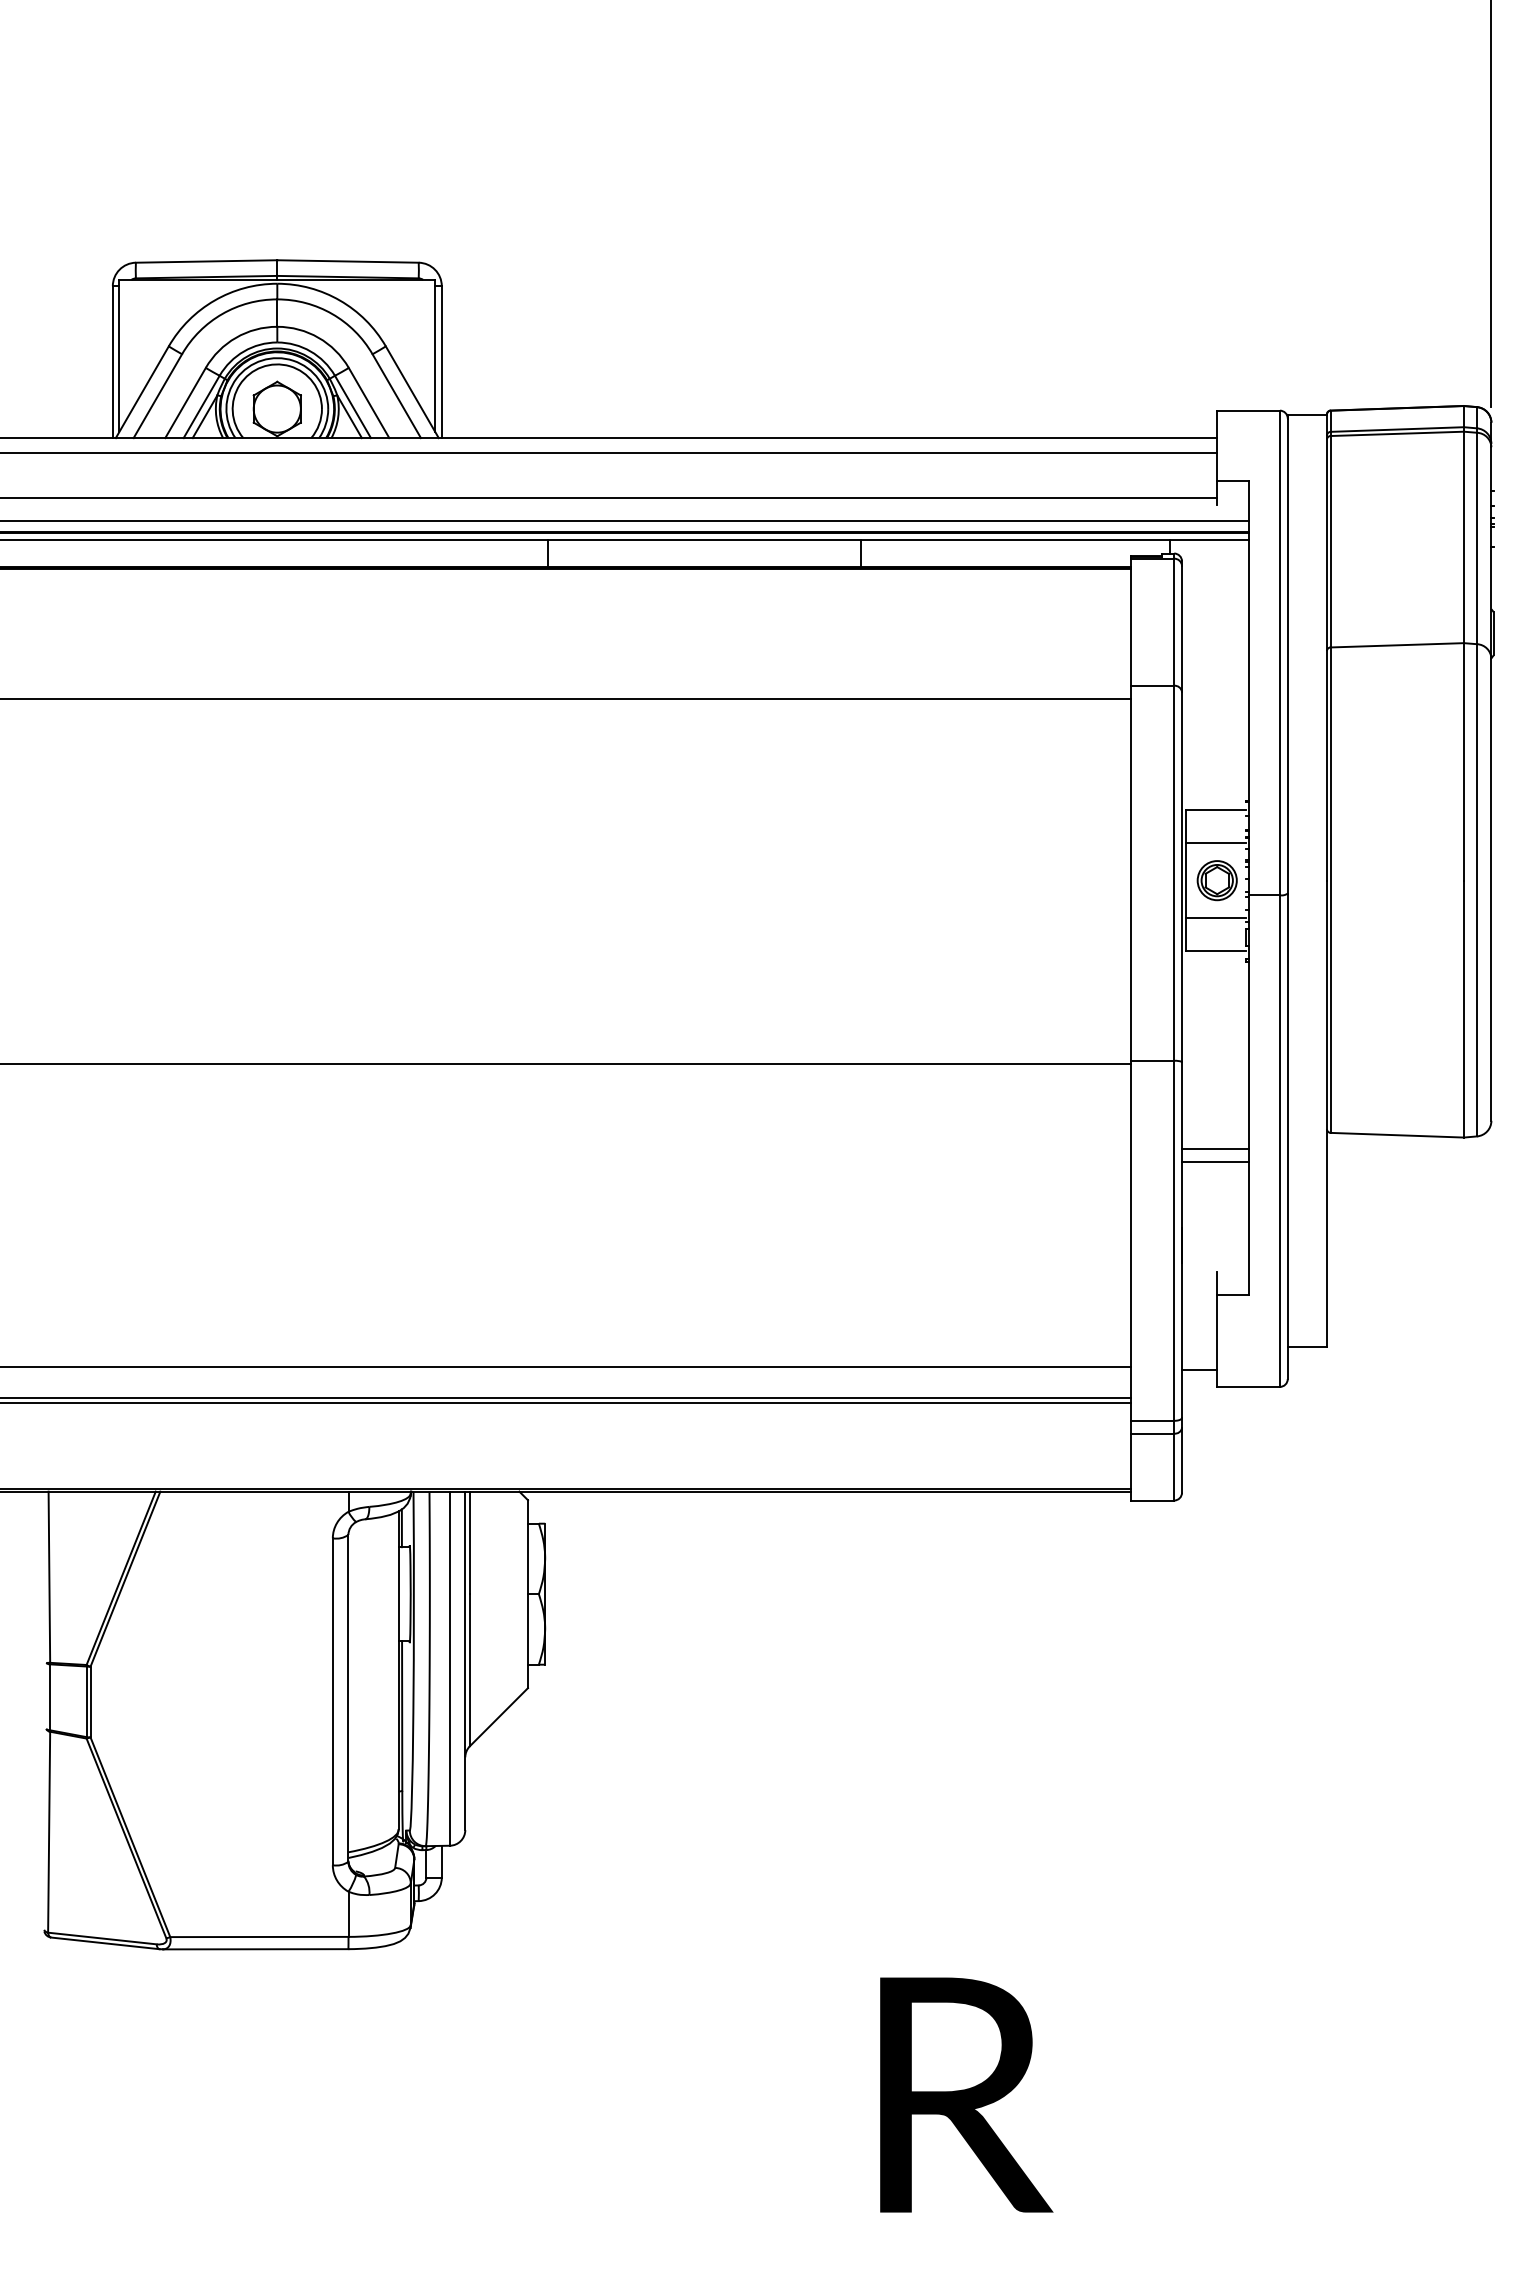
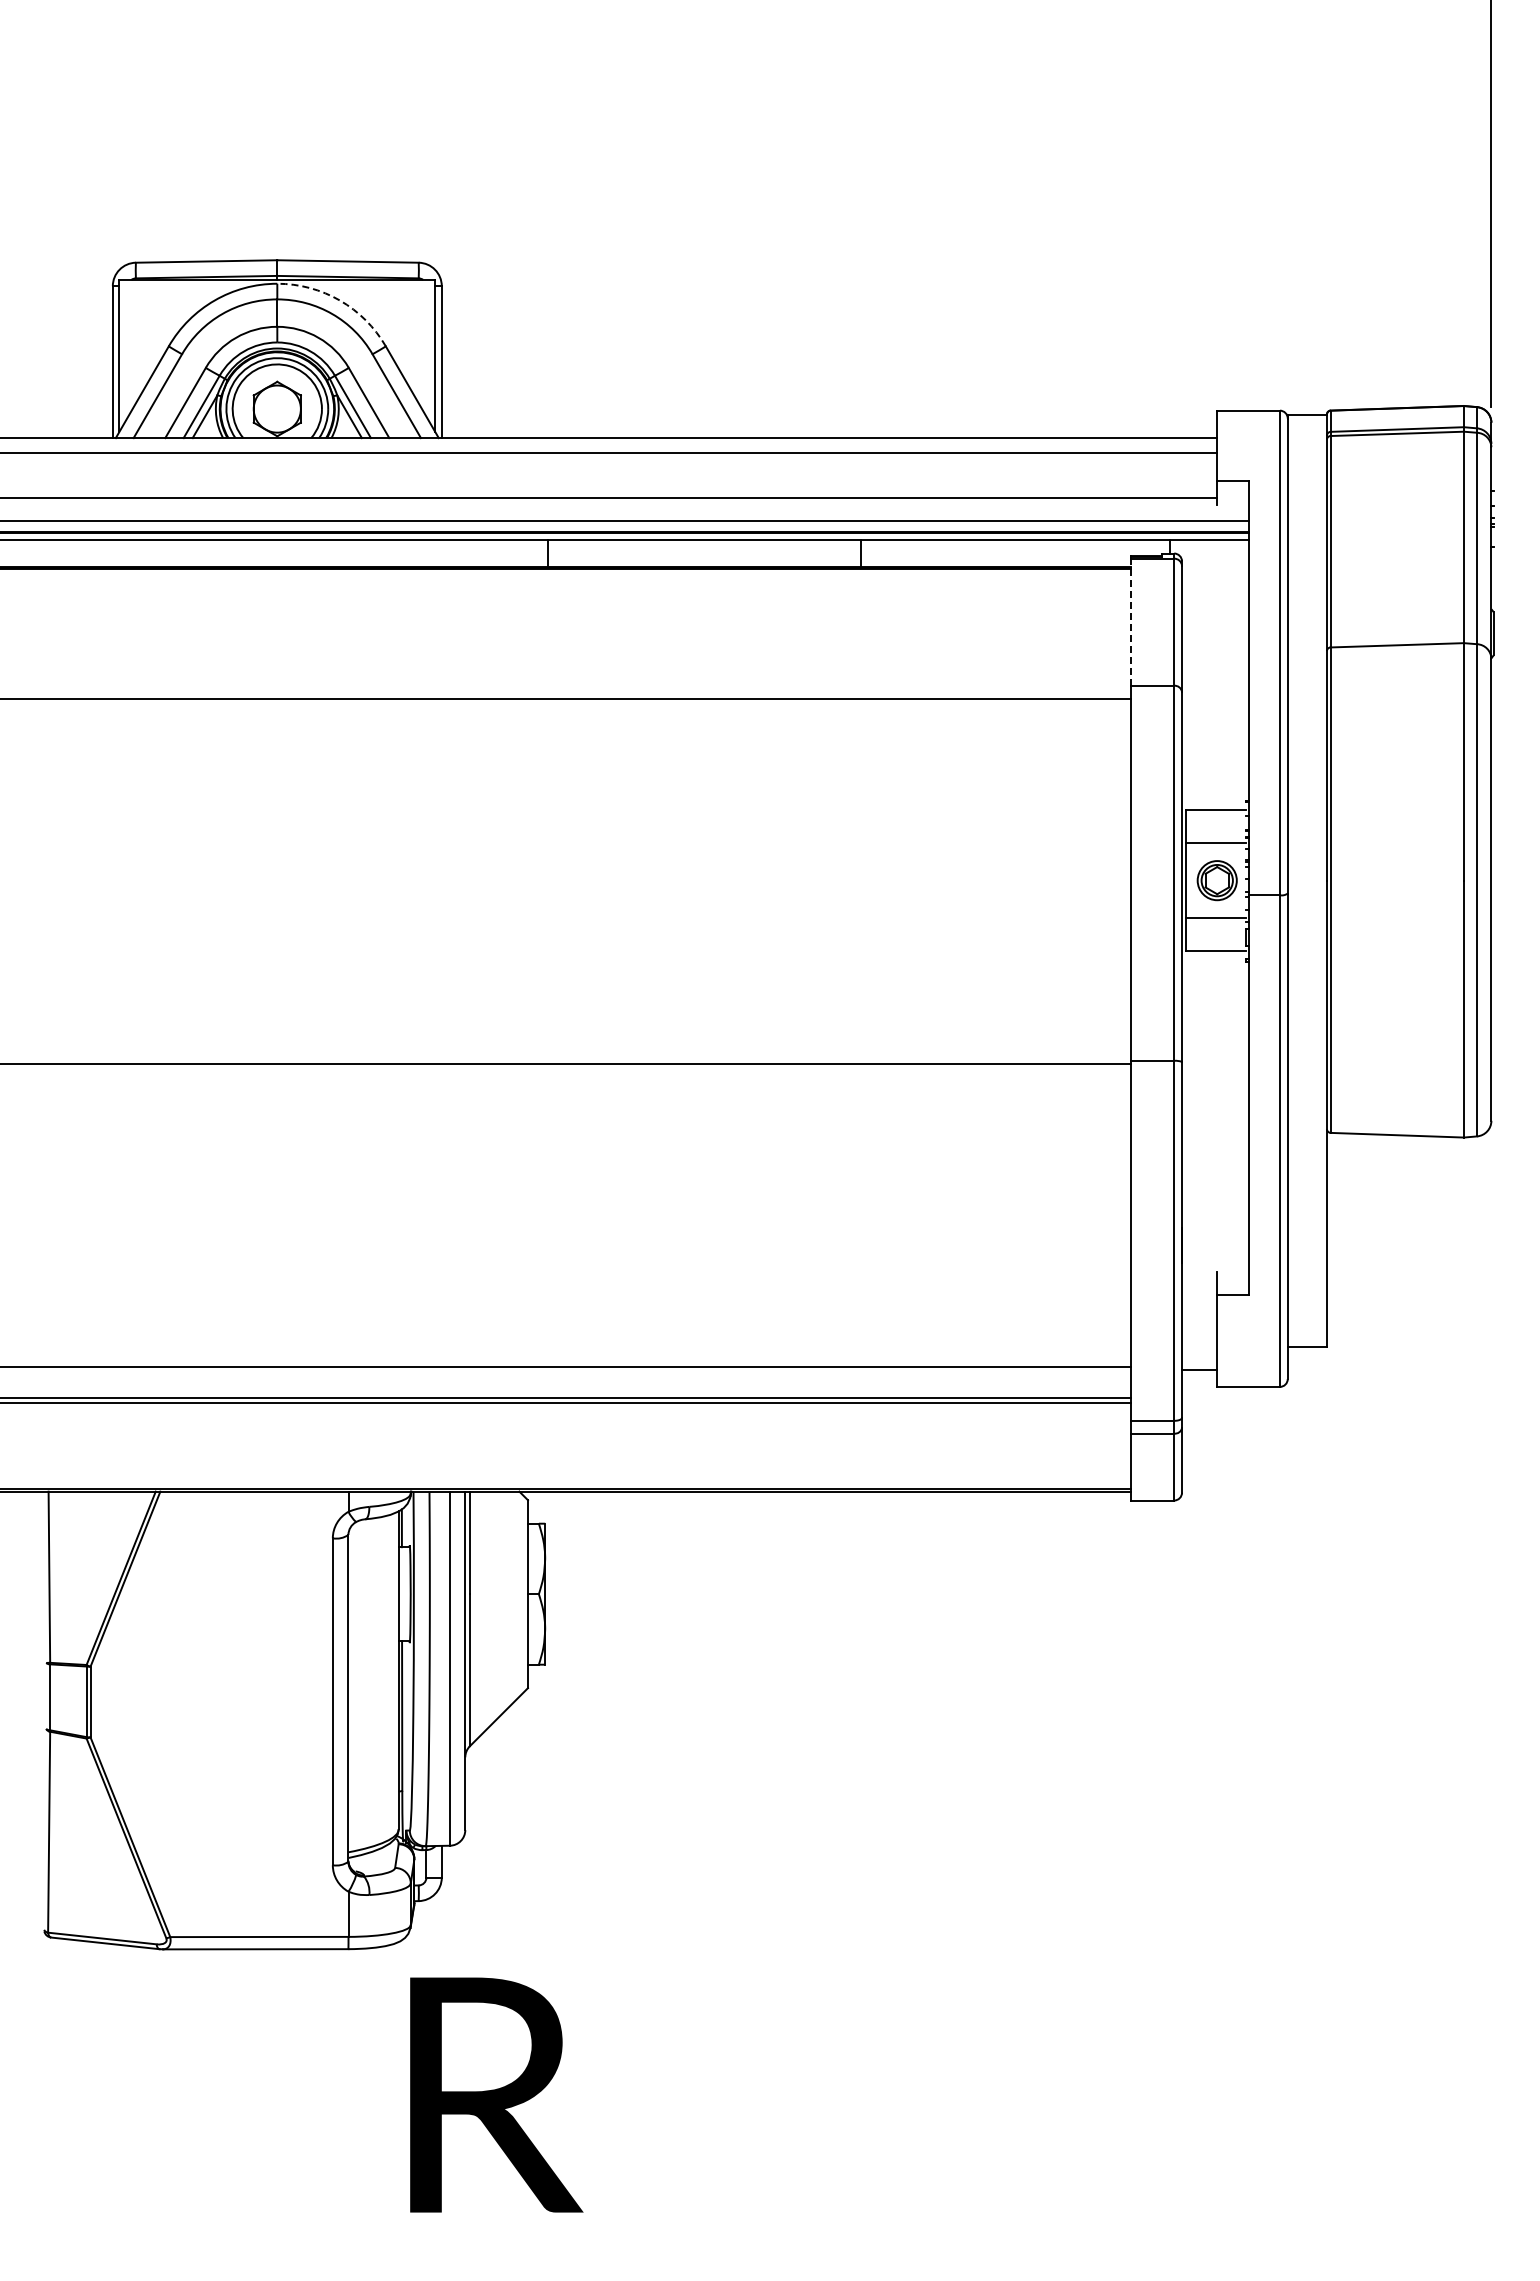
arc: solid -> dashed (339, 300)
line: solid -> dashed (1131, 622)
line: present -> none (1215, 1149)
line: present -> none (1215, 1162)
text position: (966, 2094) -> (496, 2094) (496, 2094)
